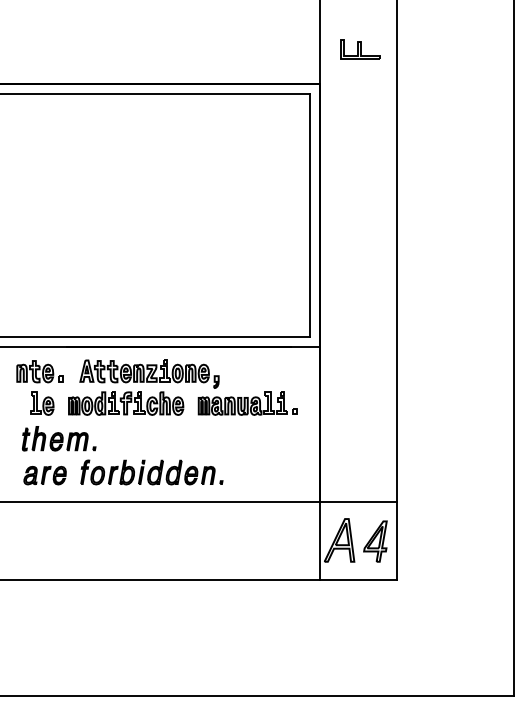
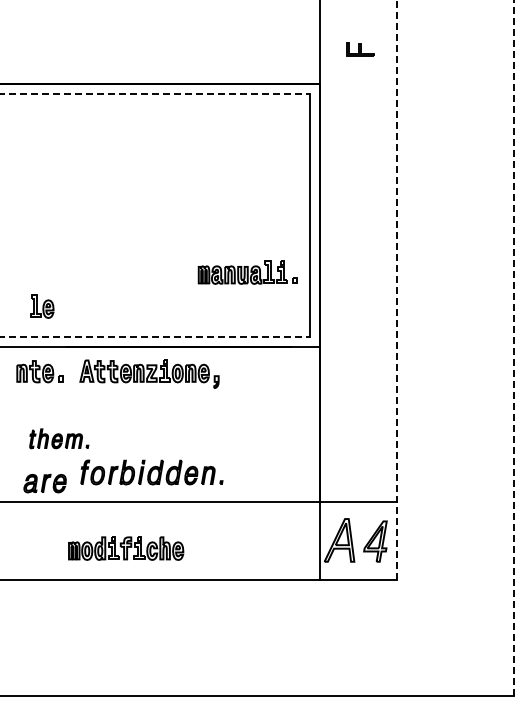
part size: 41x21 px -> 29x15 px (360, 49)
line: solid -> dashed (155, 94)
line: solid -> dashed (397, 289)
line: solid -> dashed (155, 337)
line: solid -> dashed (514, 348)
part position: (42, 403) -> (42, 306) (42, 306)
part position: (126, 403) -> (126, 548) (126, 548)
part position: (247, 403) -> (247, 272) (247, 272)
part size: 75x26 px -> 61x22 px (59, 438)
part position: (44, 475) -> (44, 483) (44, 483)
